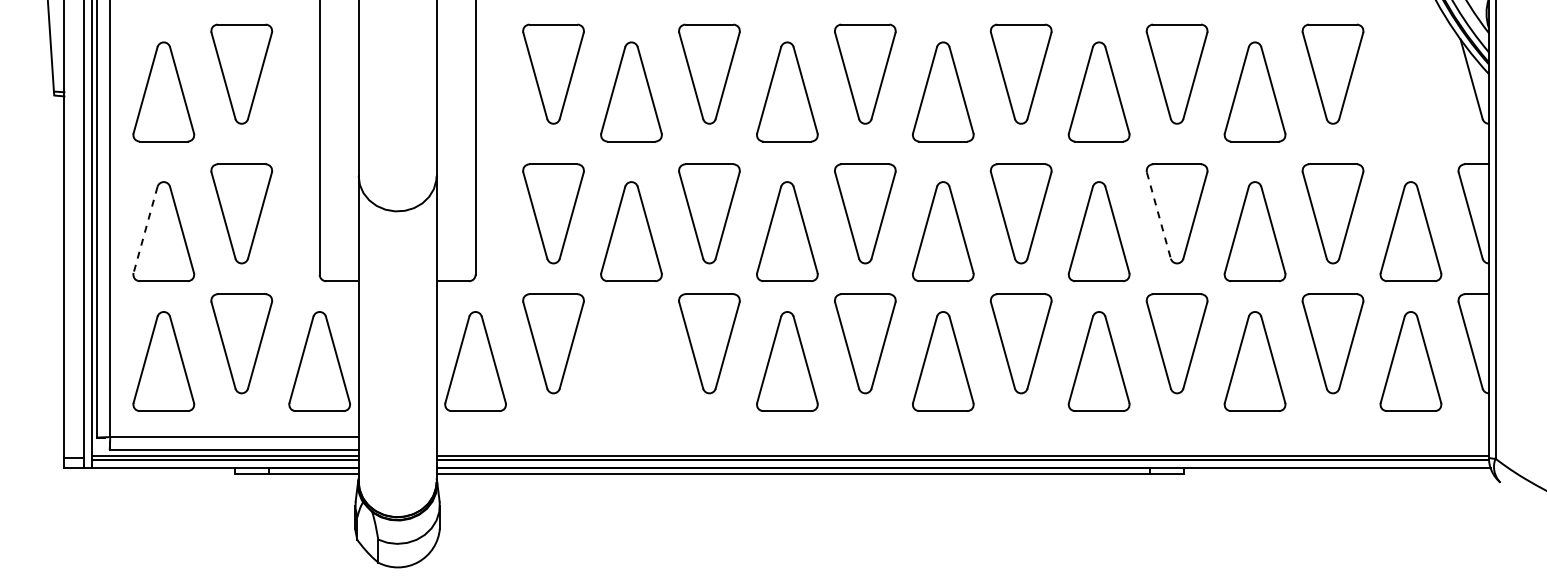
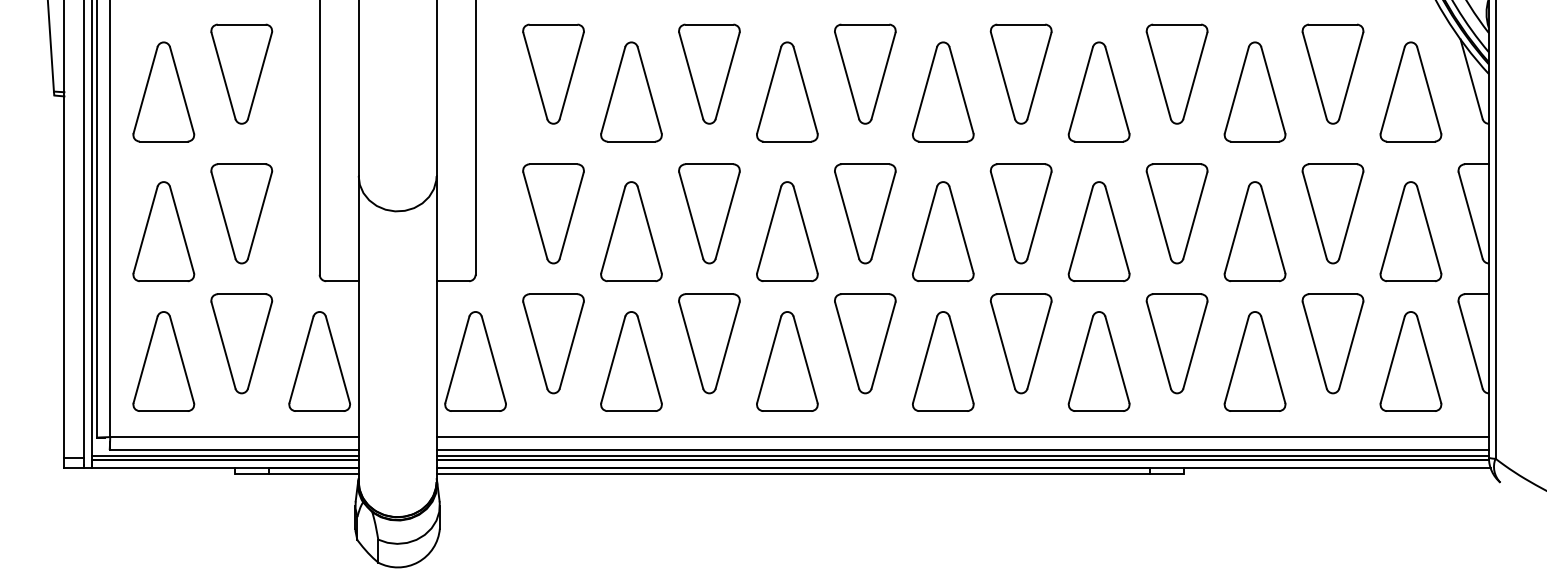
part: none -> present (1410, 91)
line: dashed -> solid (1158, 215)
line: dashed -> solid (145, 229)
part: none -> present (631, 361)
line: none -> present (962, 437)
line: none -> present (962, 450)
